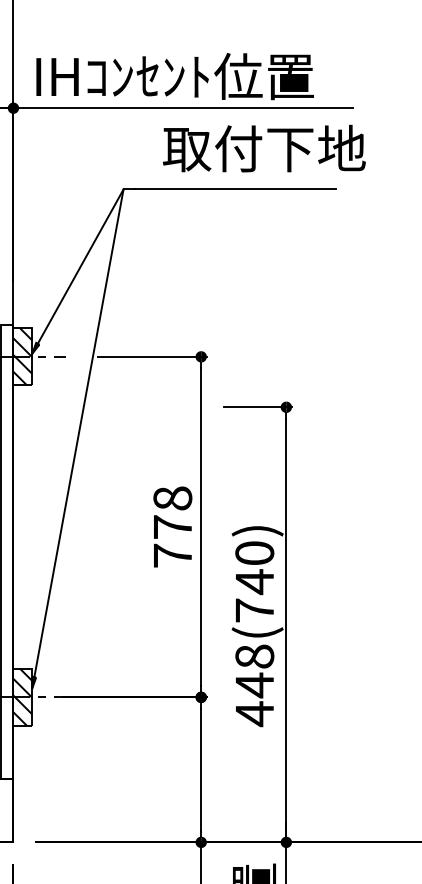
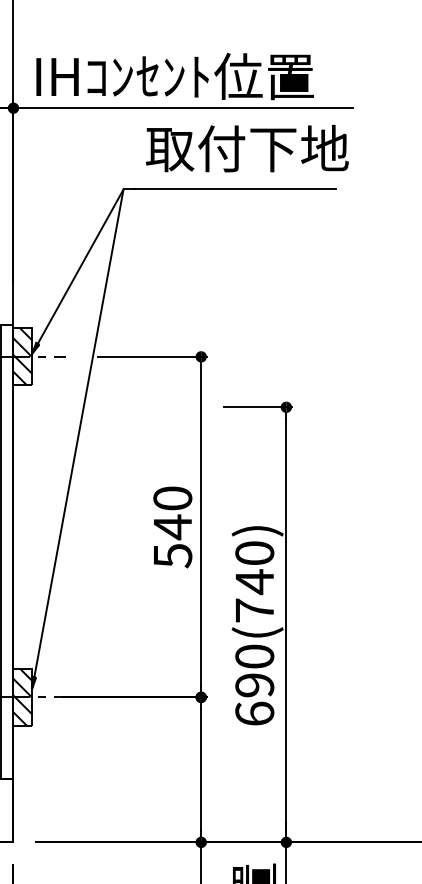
text position: (263, 148) -> (246, 148) (246, 148)
text: 778 -> 540 (172, 527)
text: 448(740) -> 690(740) (254, 685)
